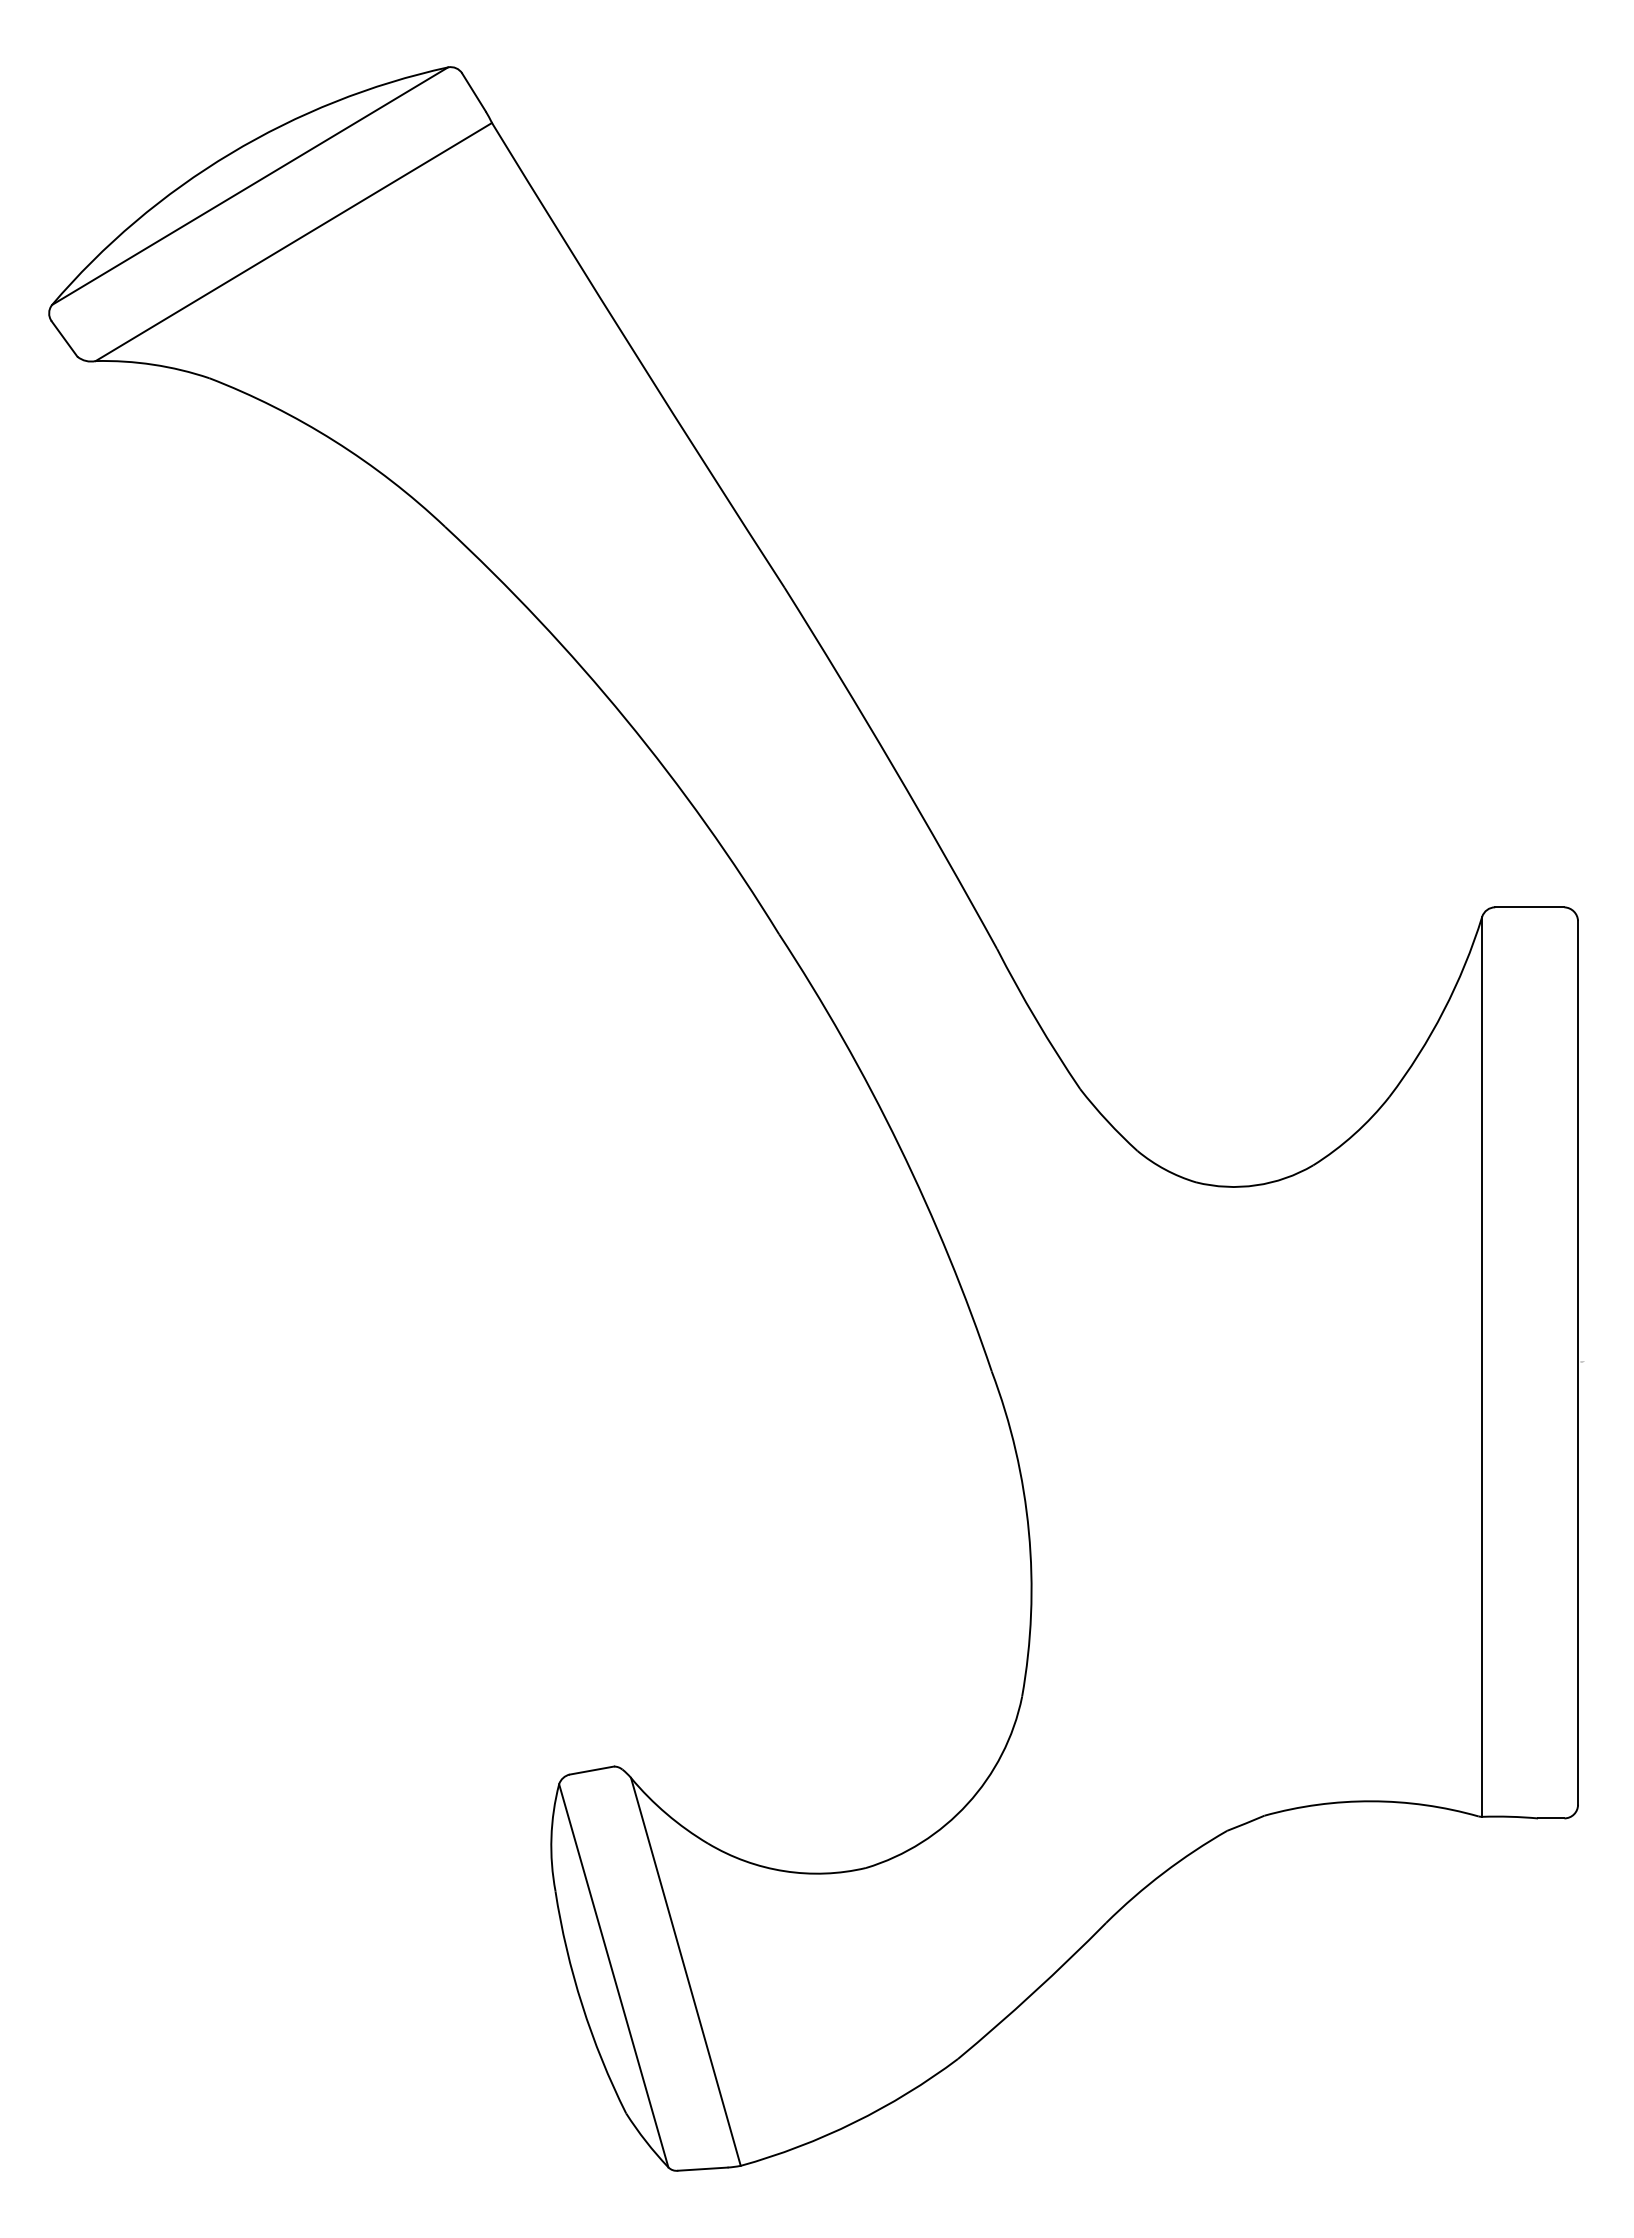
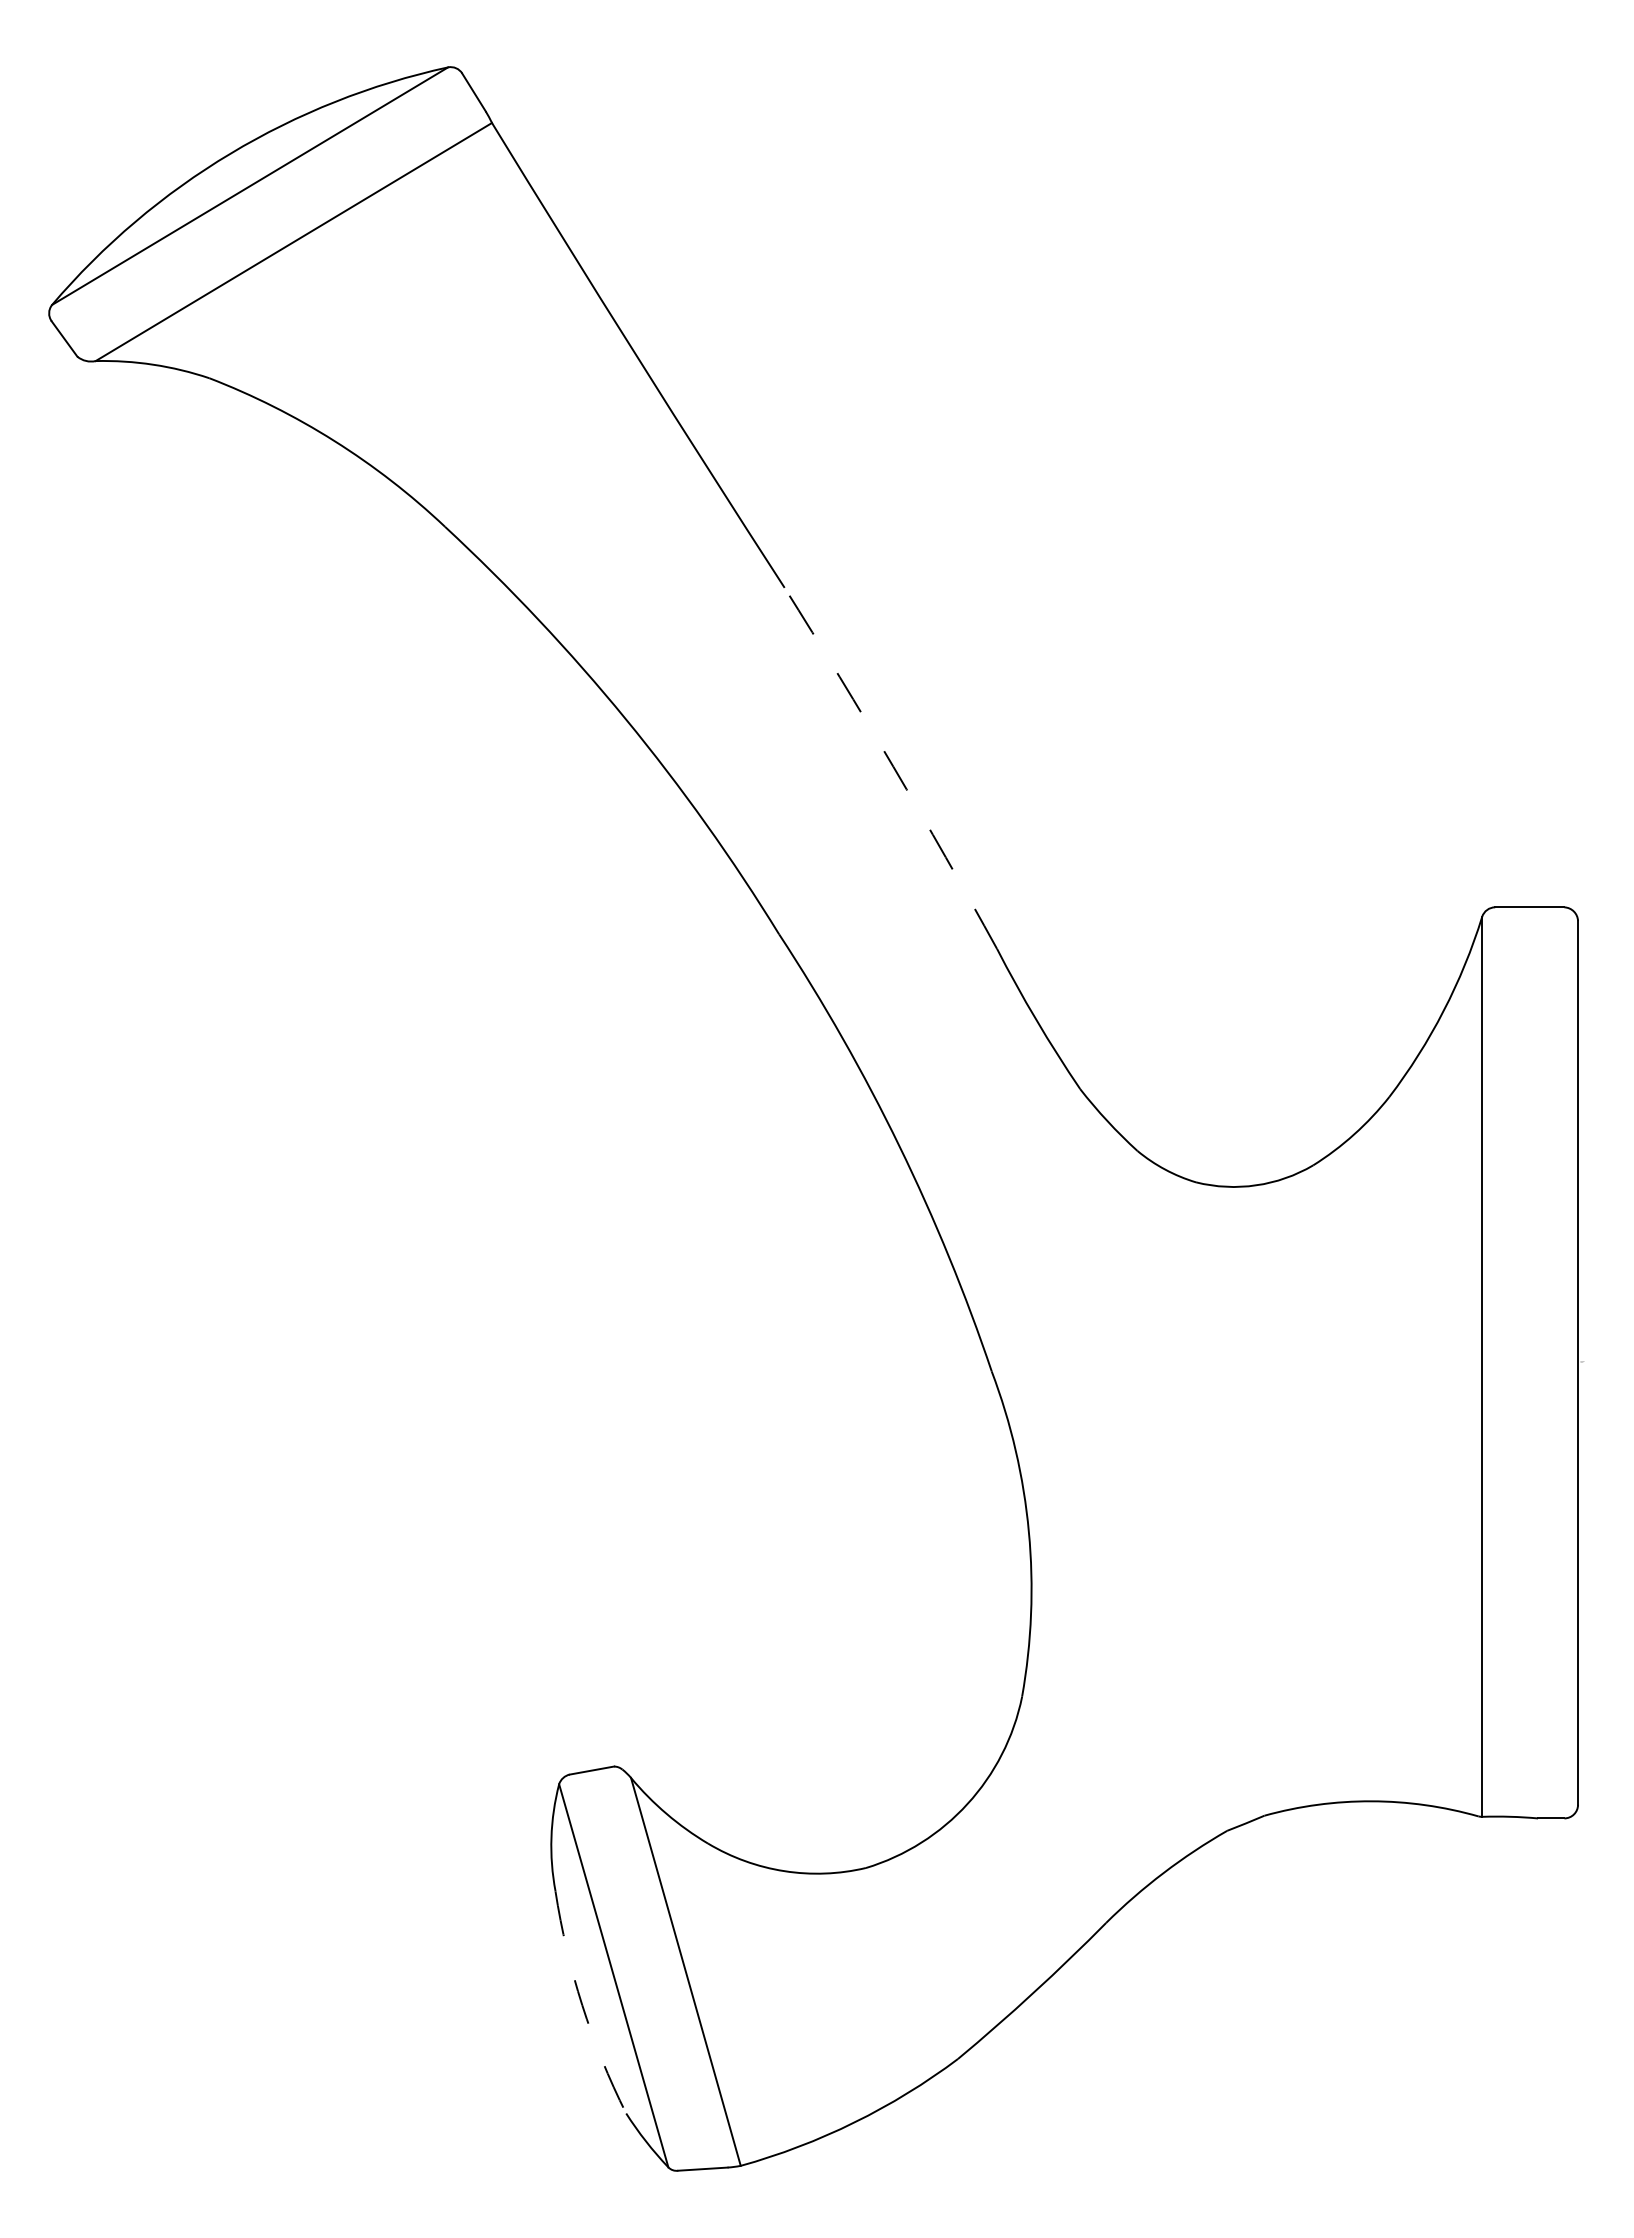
arc: solid -> dashed (893, 766)
arc: solid -> dashed (582, 2005)
